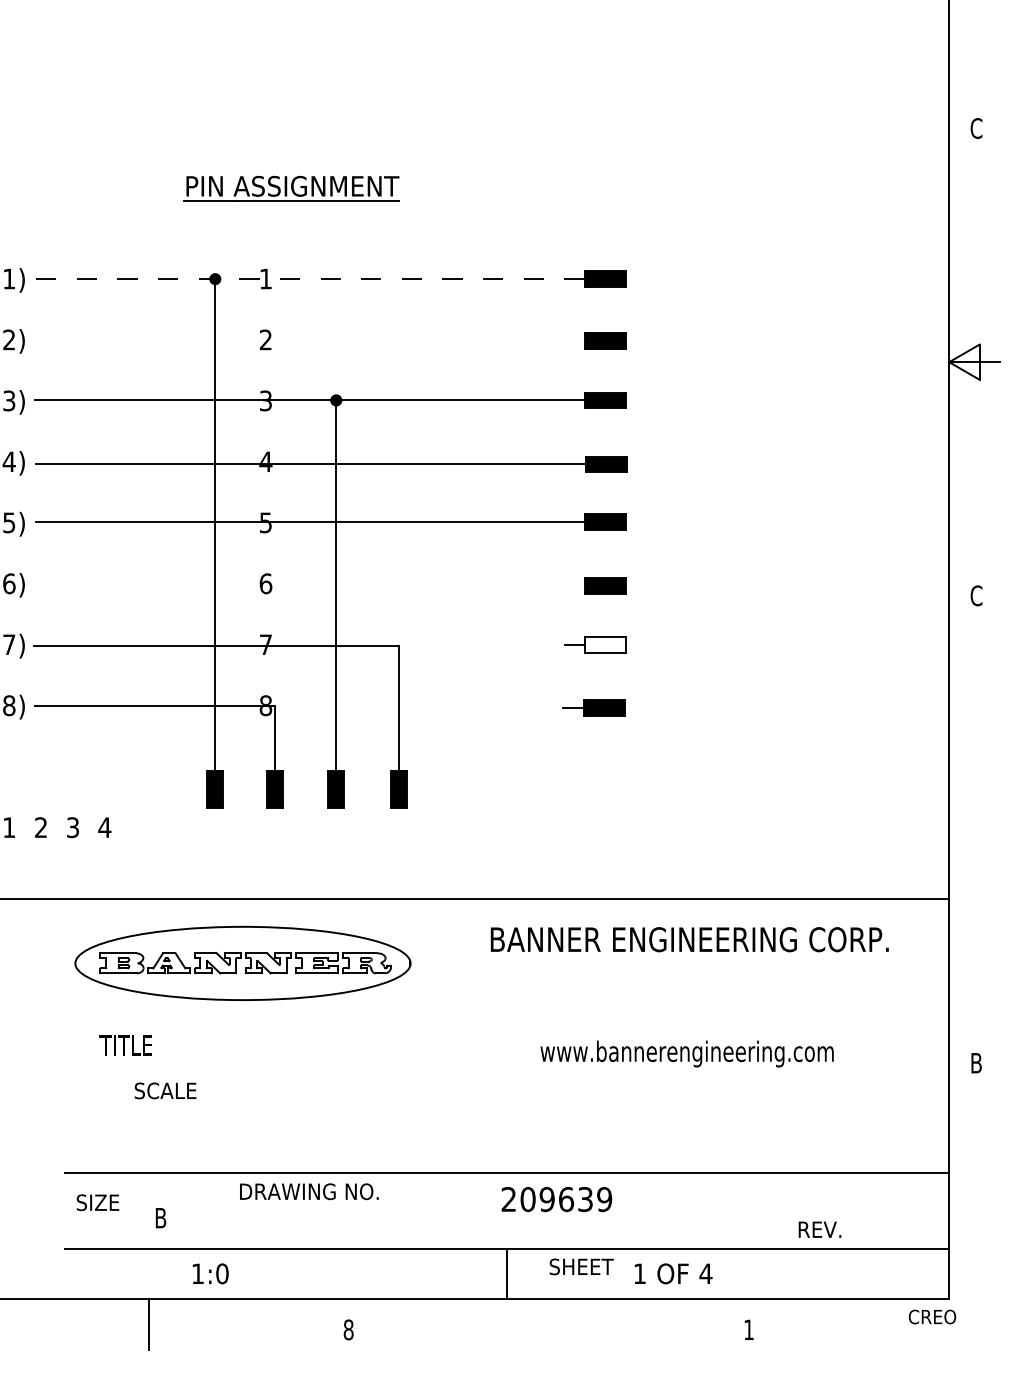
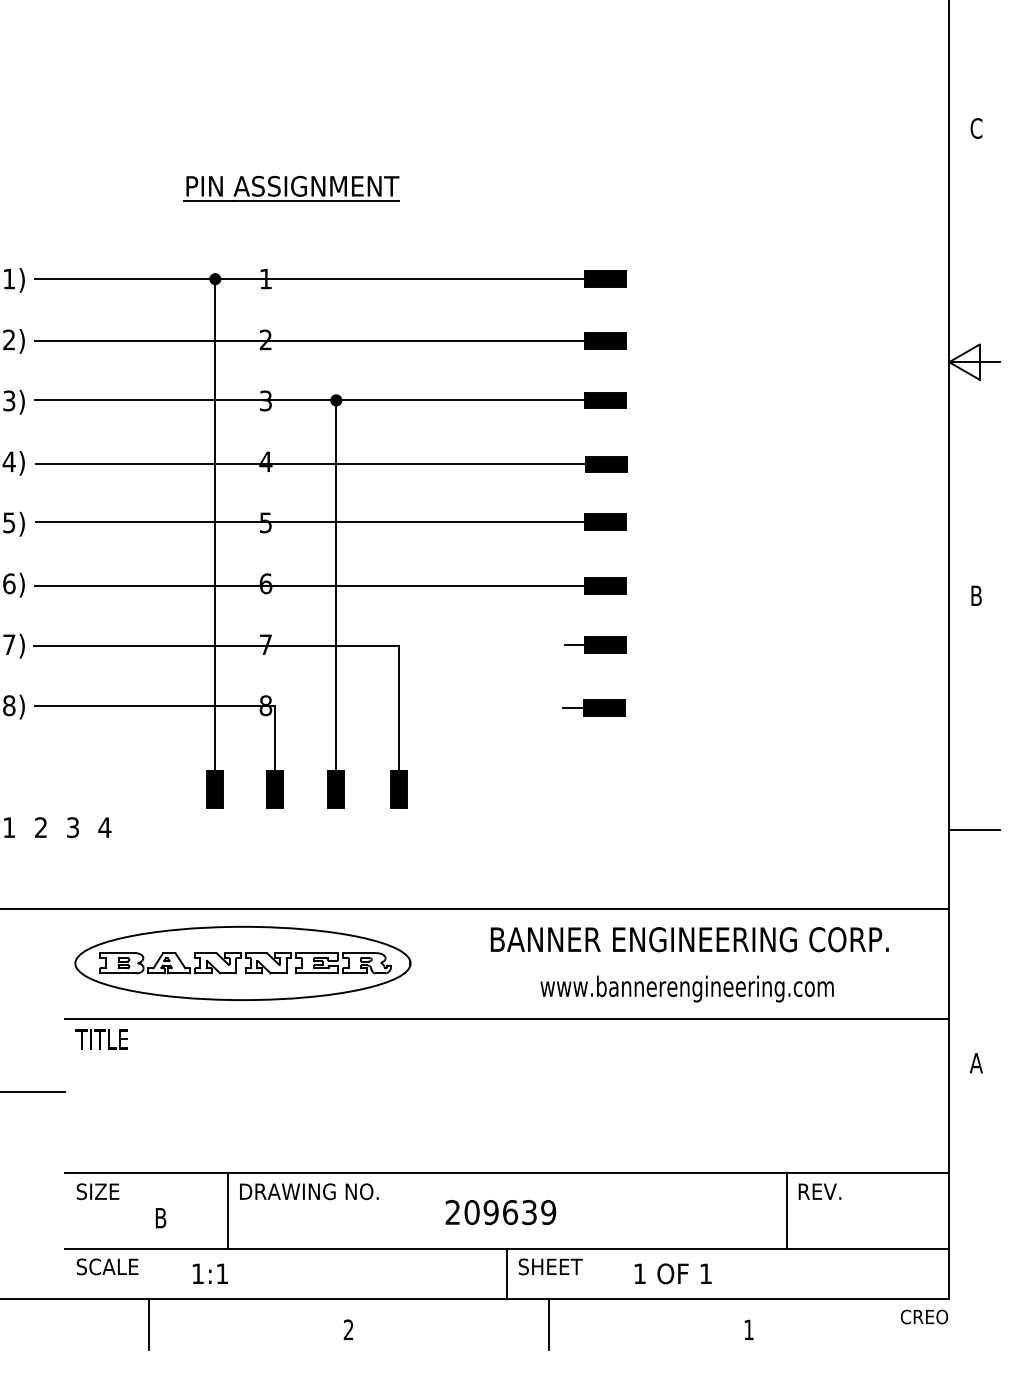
line: dashed -> solid (309, 279)
line: none -> present (309, 340)
line: none -> present (309, 586)
text: C -> B (976, 595)
fill: none -> present (605, 645)
line: none -> present (974, 829)
line position: (475, 899) -> (475, 909) (475, 909)
line: none -> present (507, 1019)
text position: (125, 1045) -> (101, 1039) (101, 1039)
text position: (686, 1053) -> (686, 988) (686, 988)
text: B -> A (975, 1063)
text position: (165, 1090) -> (107, 1266) (107, 1266)
line: none -> present (33, 1092)
text position: (556, 1199) -> (500, 1212) (500, 1212)
text position: (97, 1202) -> (97, 1191) (97, 1191)
line: none -> present (227, 1210)
line: none -> present (786, 1210)
text position: (819, 1229) -> (819, 1191) (819, 1191)
text position: (581, 1266) -> (550, 1266) (550, 1266)
text: 1:0 -> 1:1 (222, 1273)
text: 4 -> 1 (705, 1273)
text position: (932, 1316) -> (924, 1316) (924, 1316)
line: none -> present (548, 1324)
text: 8 -> 2 (348, 1329)
